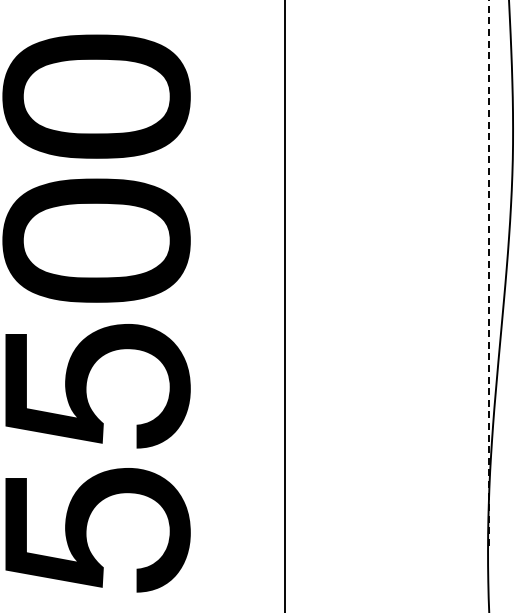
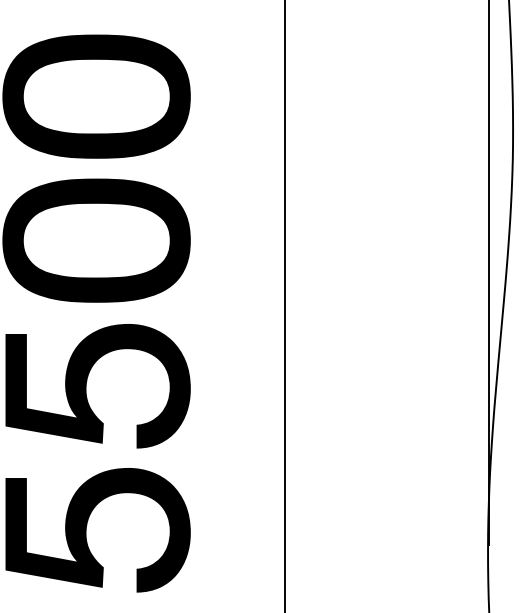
line: dashed -> solid (488, 273)
